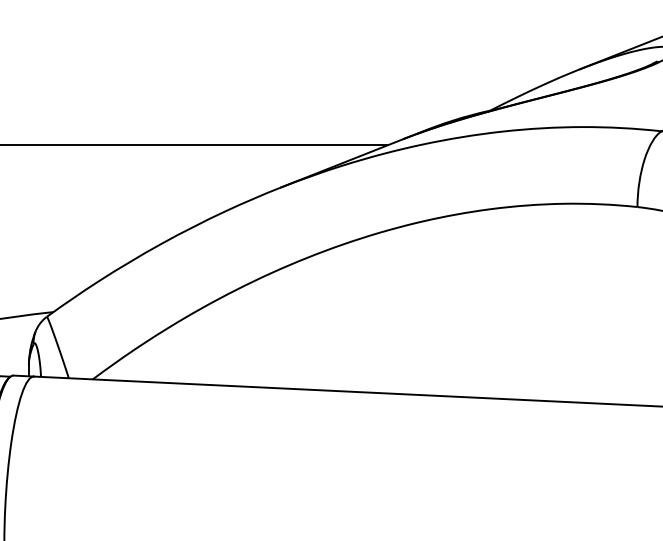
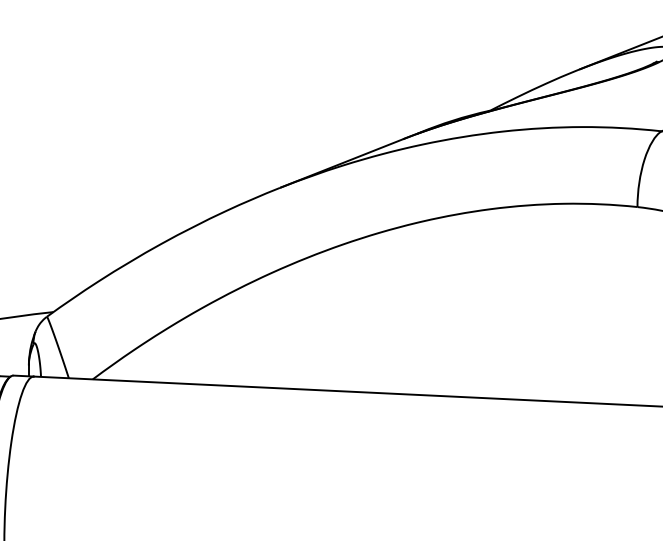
line: present -> none (194, 145)
